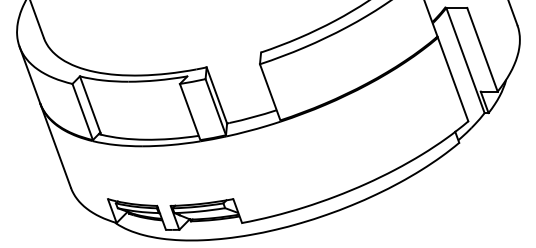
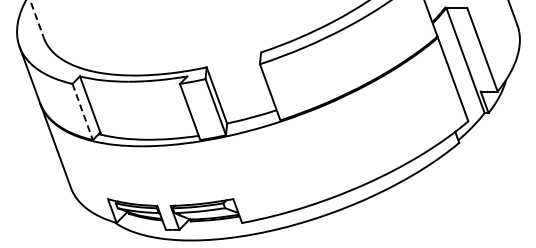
line: solid -> dashed (37, 19)
line: solid -> dashed (82, 112)
